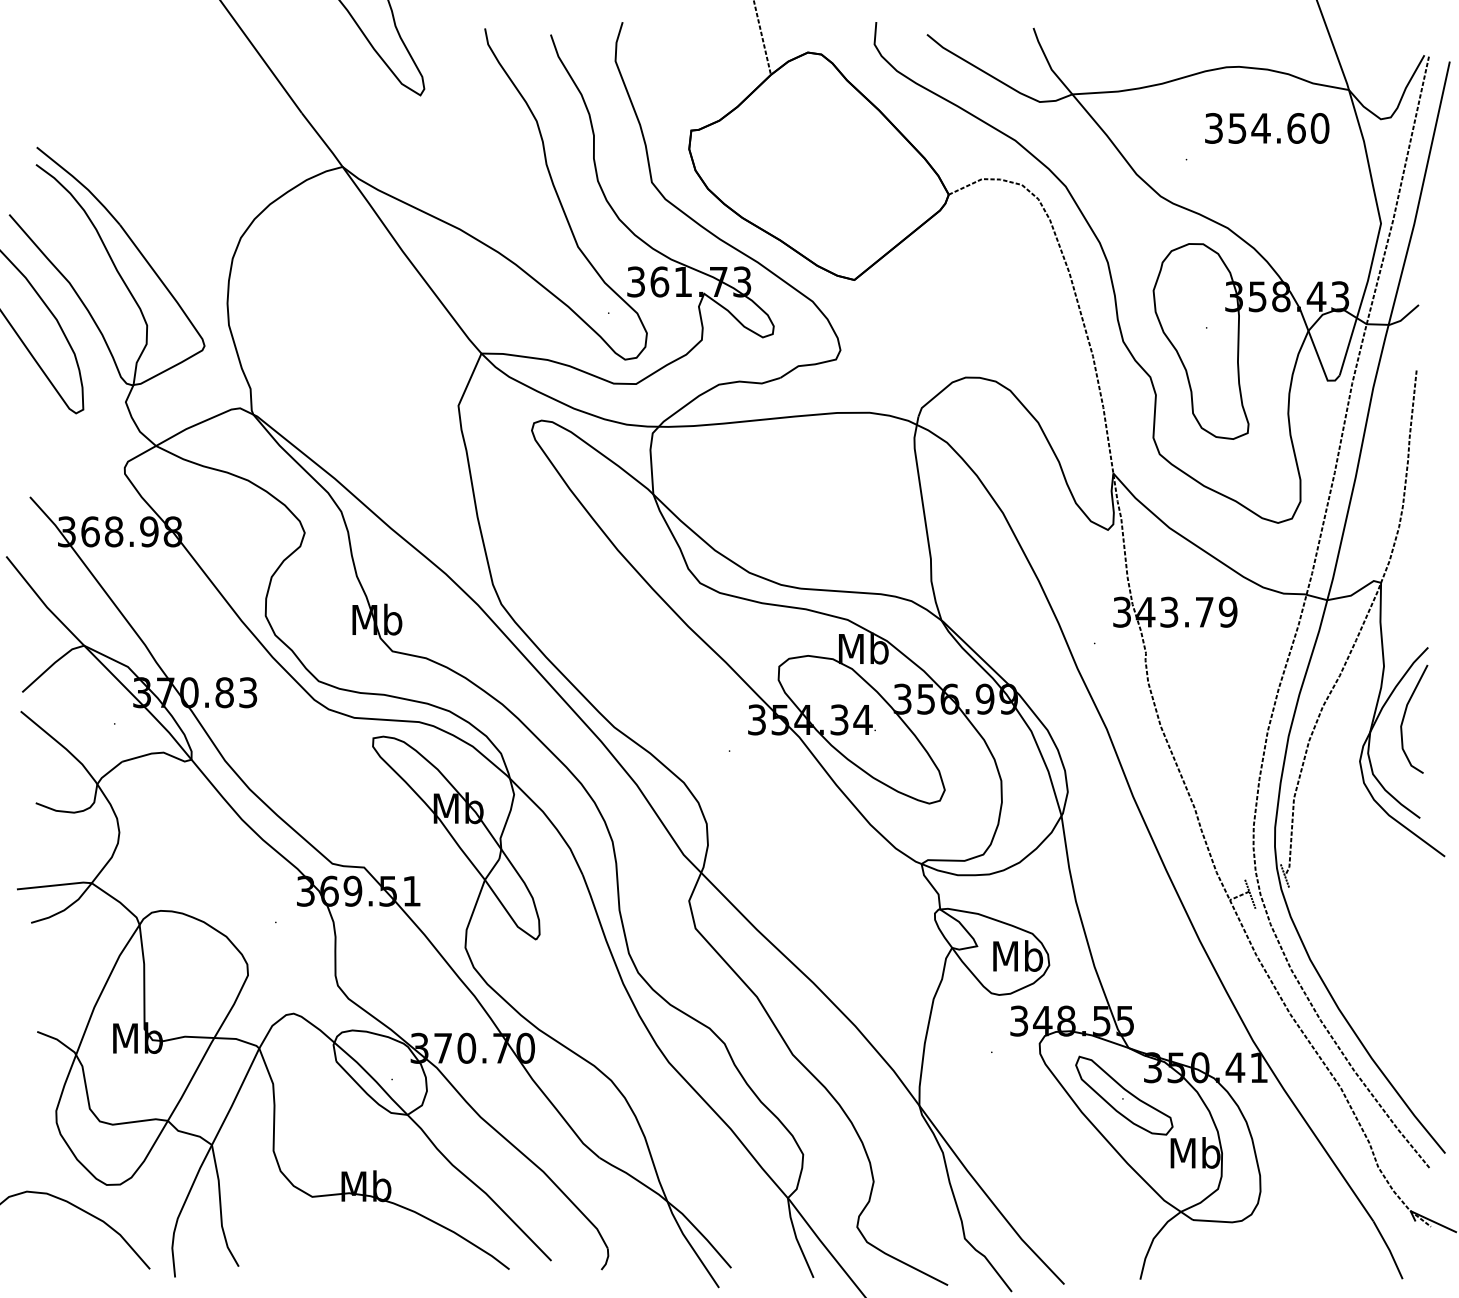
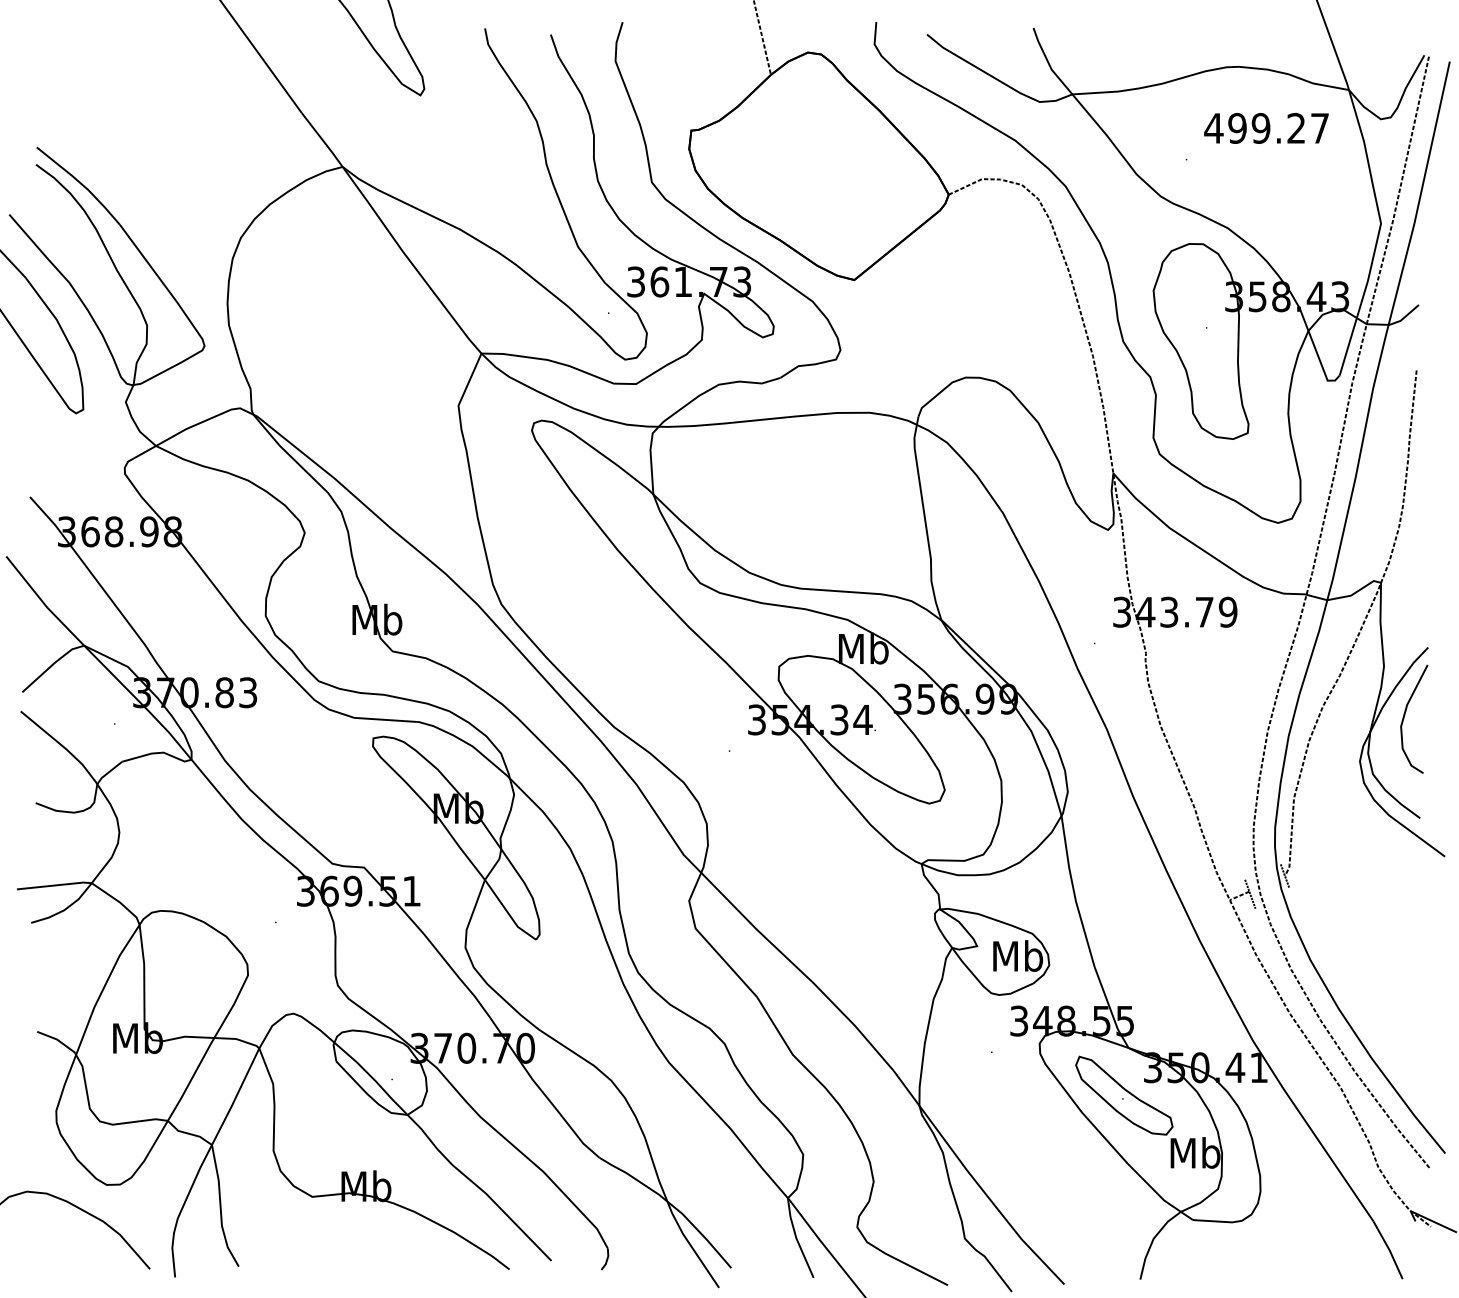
text: 354.60 -> 499.27 (1266, 128)
